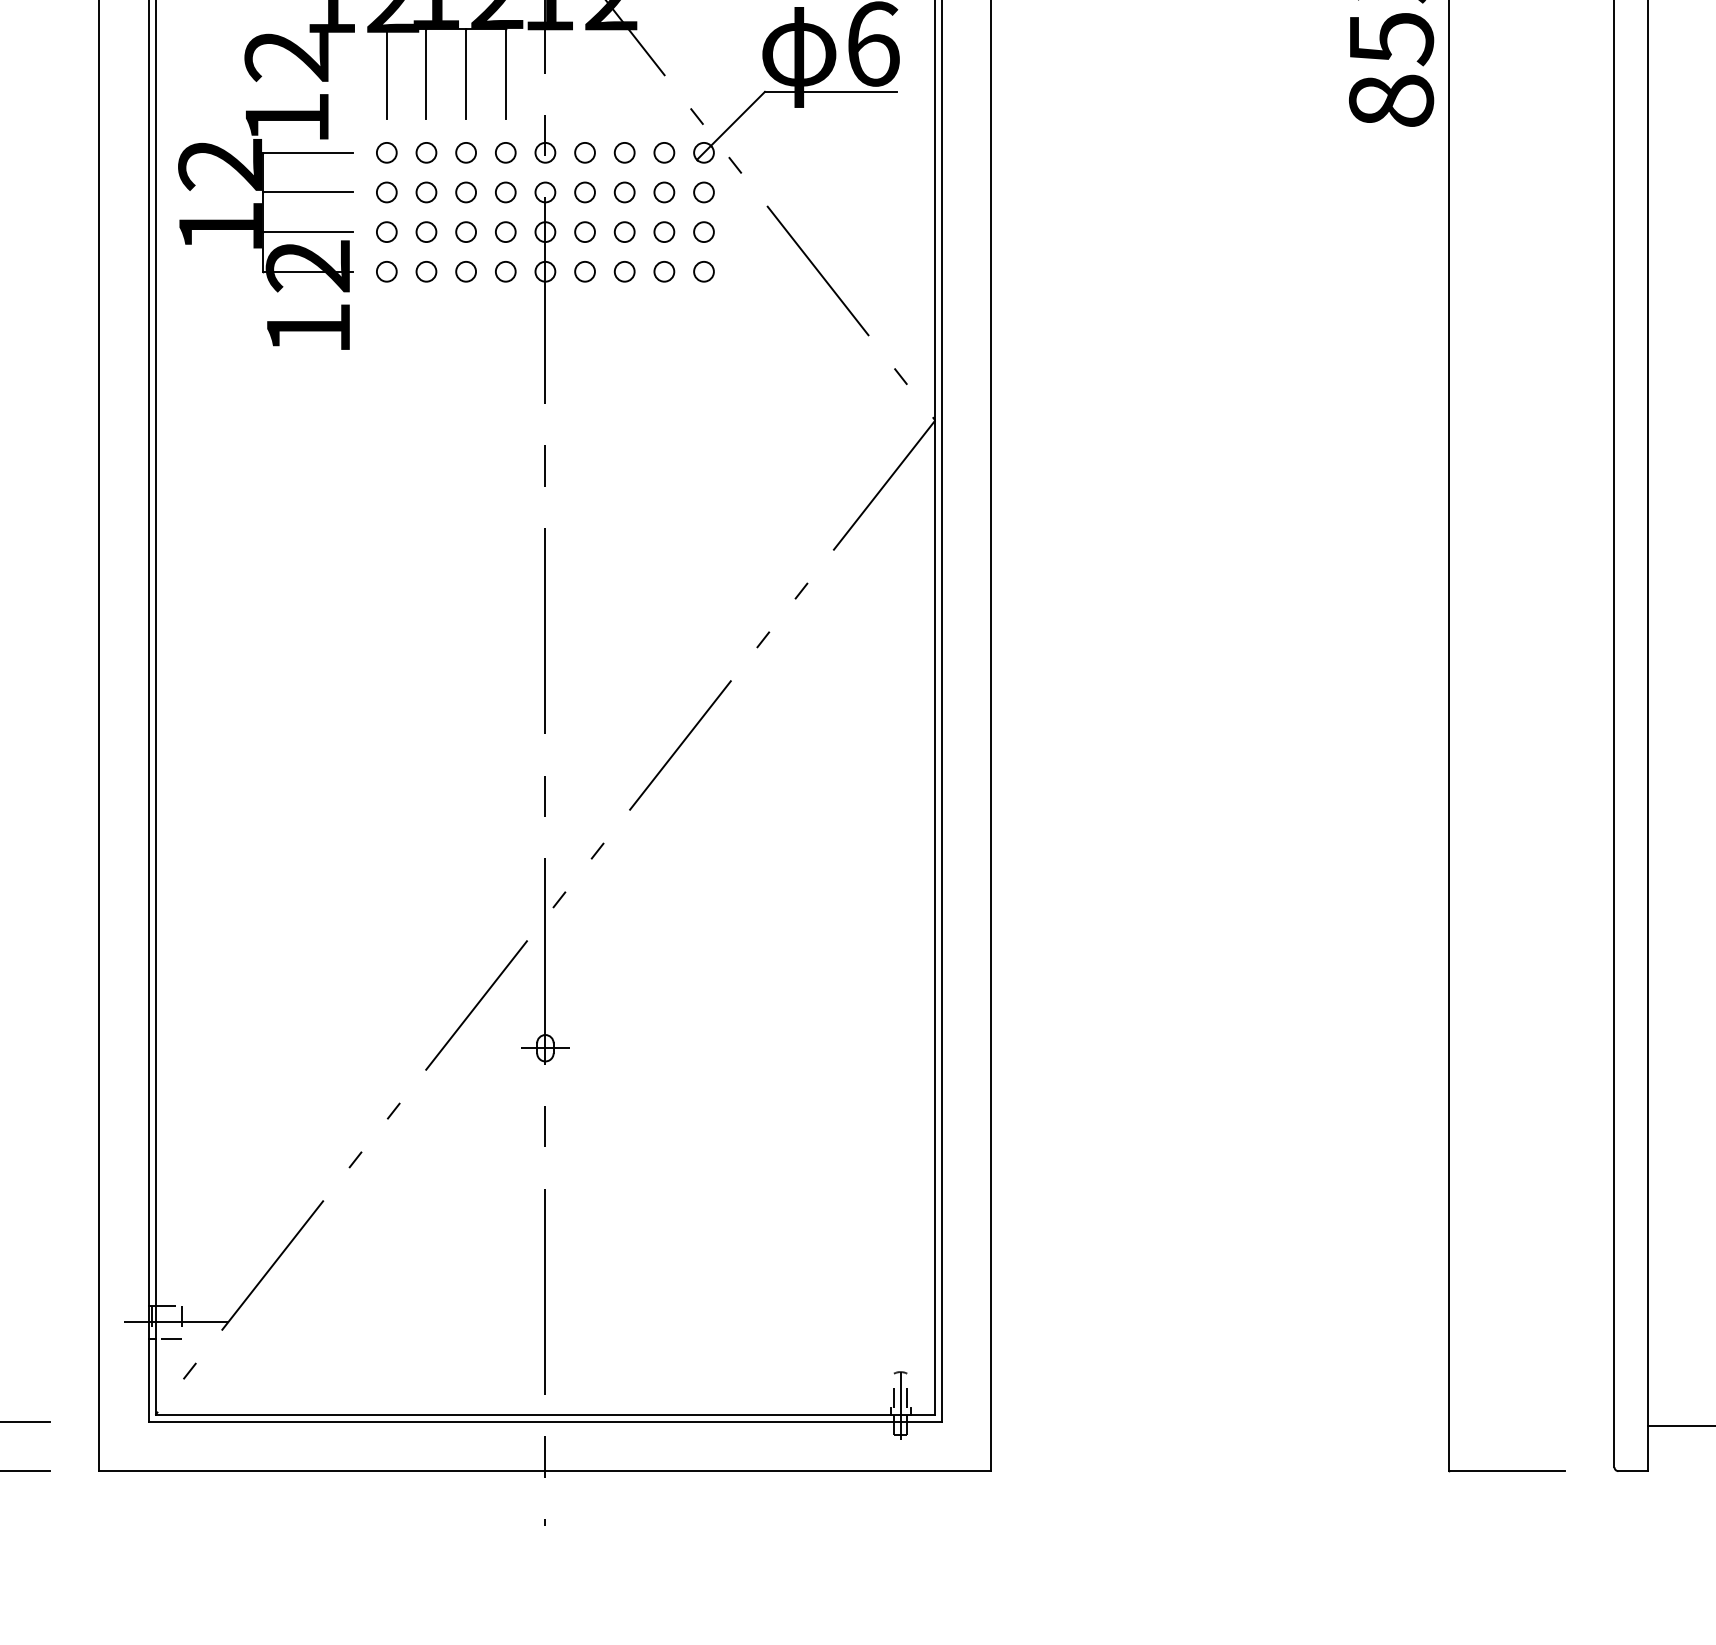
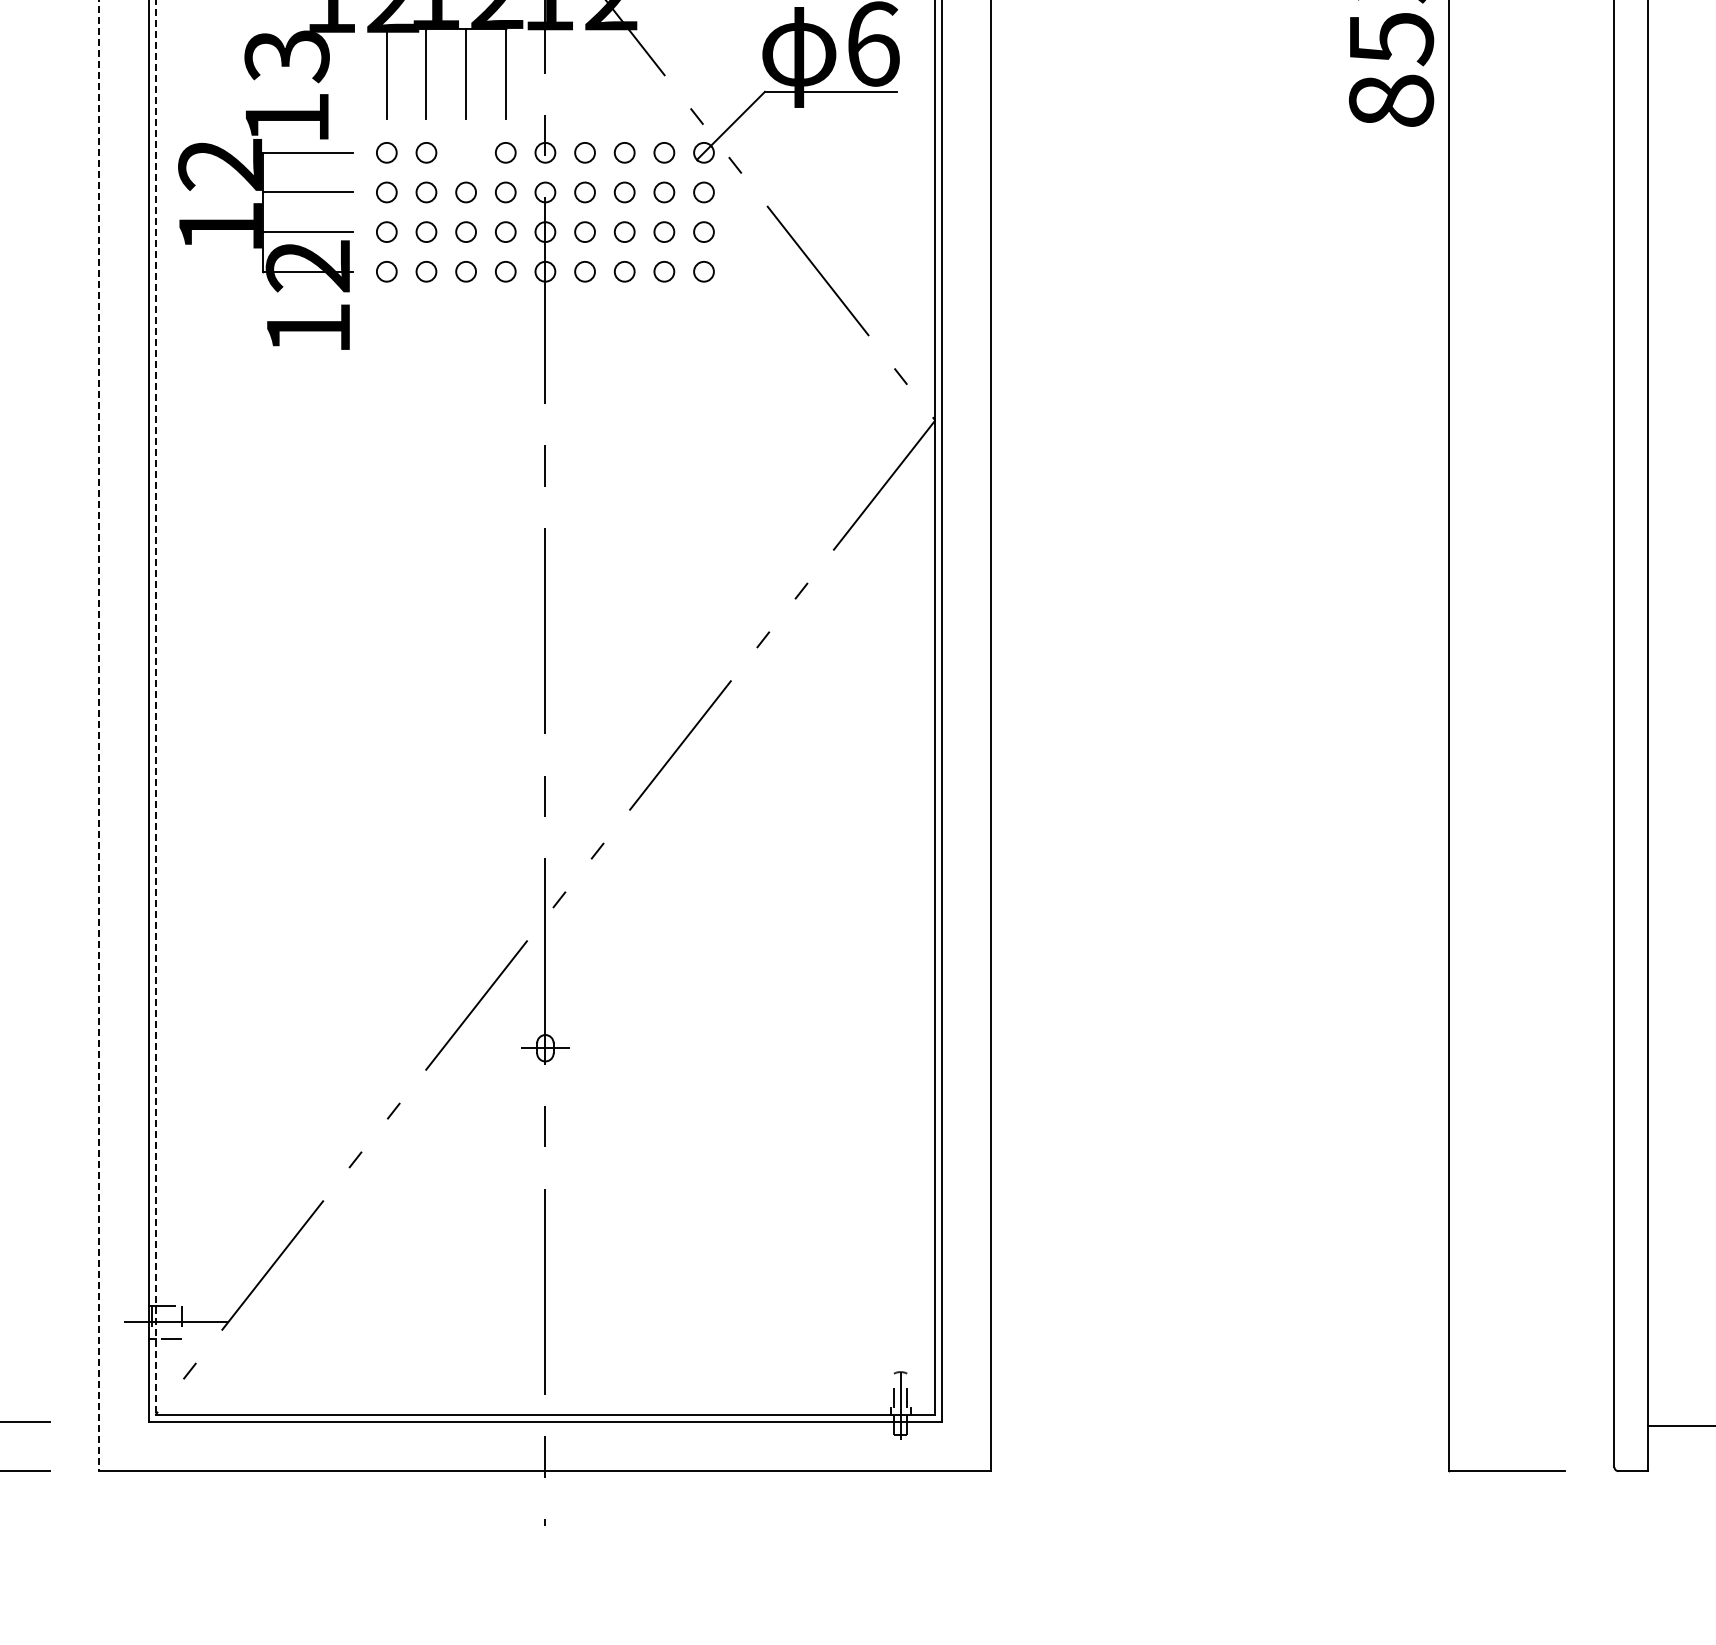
text: 12 -> 13 (286, 56)
circle: present -> none (465, 152)
line: solid -> dashed (155, 708)
line: solid -> dashed (99, 736)
